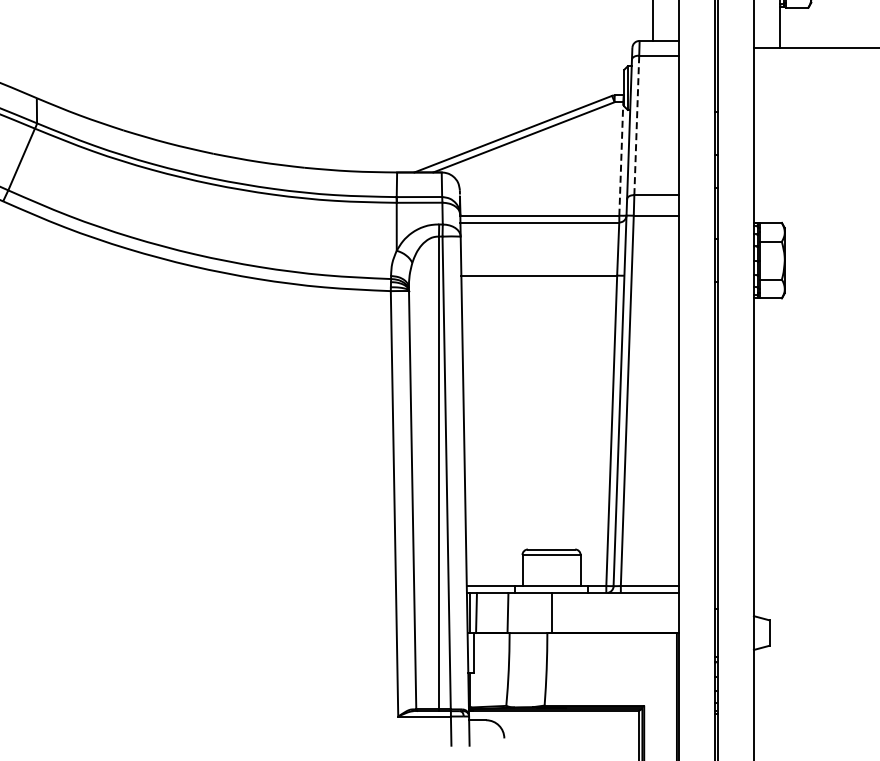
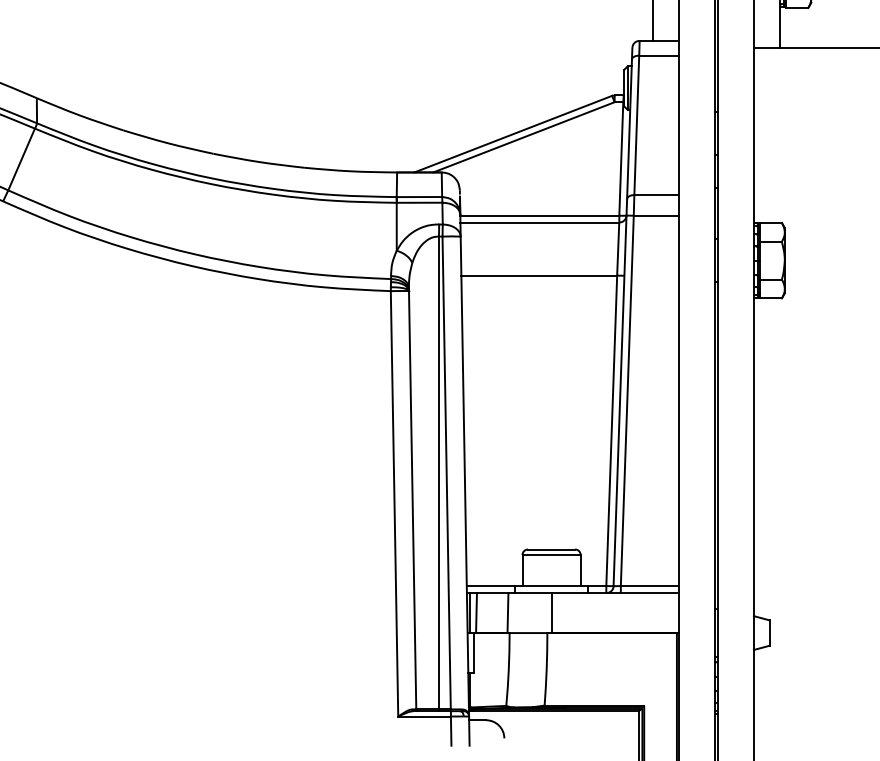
line: dashed -> solid (636, 125)
line: dashed -> solid (621, 158)
